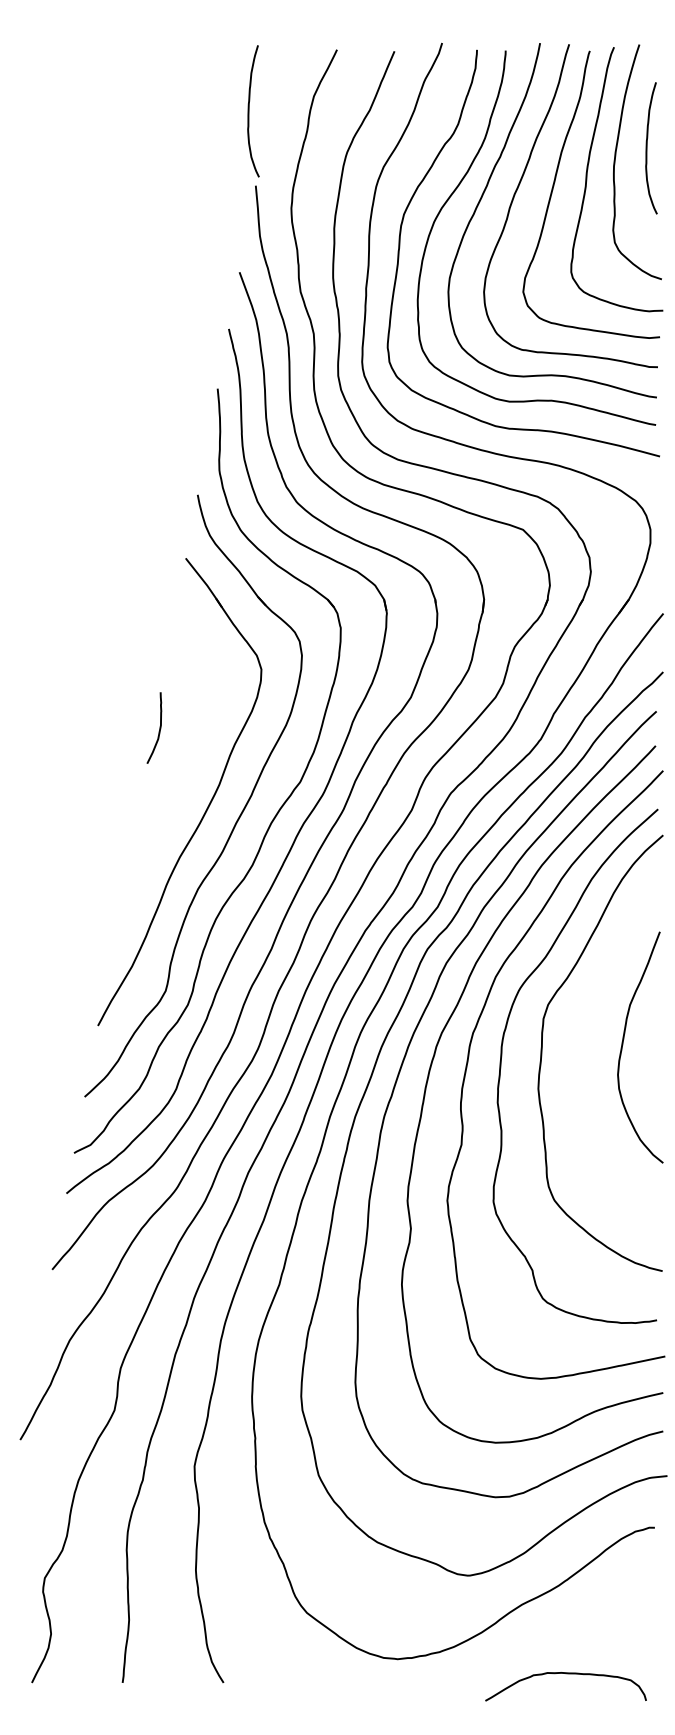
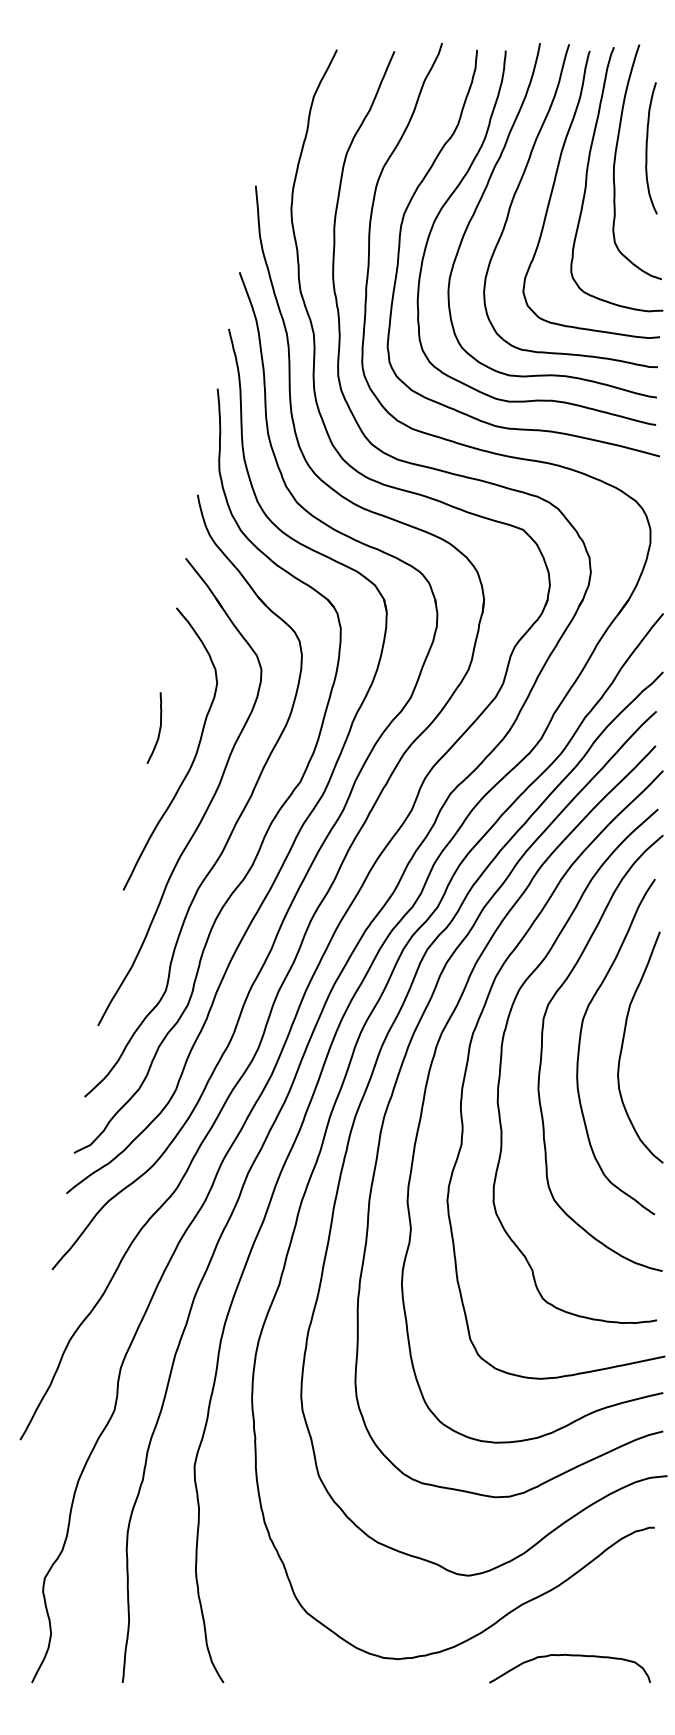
curve: present -> none (249, 111)
curve: none -> present (194, 755)
curve: none -> present (580, 1045)
curve position: (566, 1674) -> (570, 1656) (570, 1656)
